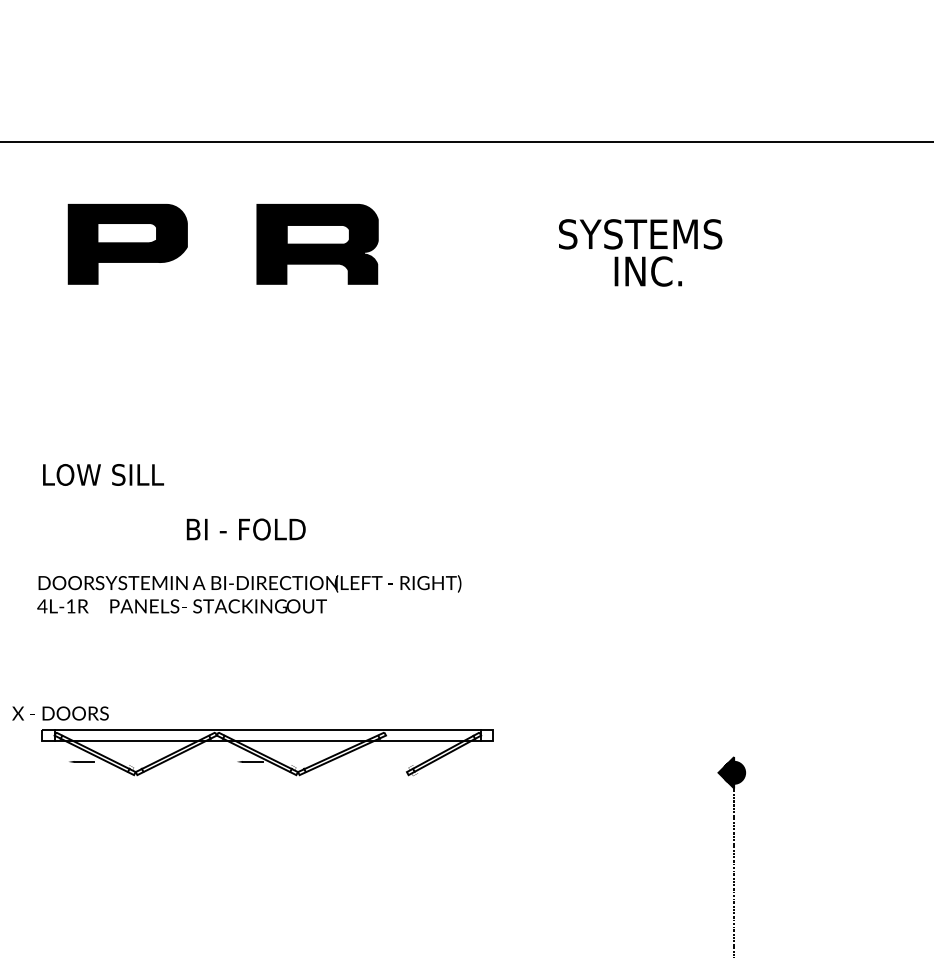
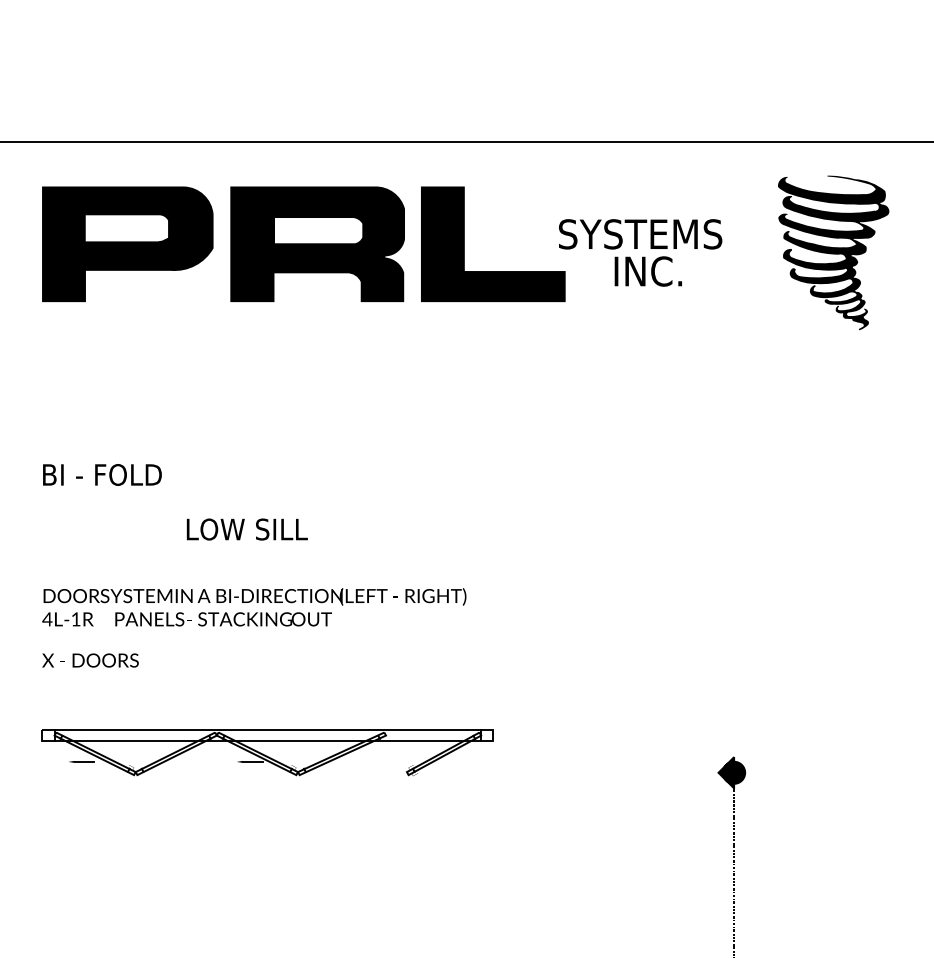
part size: 121x81 px -> 172x117 px (127, 244)
part size: 123x81 px -> 175x117 px (317, 244)
fill: none -> present (492, 244)
fill: none -> present (833, 252)
text: LOW SILL -> BI - FOLD (104, 474)
text: BI - FOLD -> LOW SILL (248, 529)
text position: (249, 594) -> (254, 607) (254, 607)
text position: (60, 713) -> (90, 660) (90, 660)
